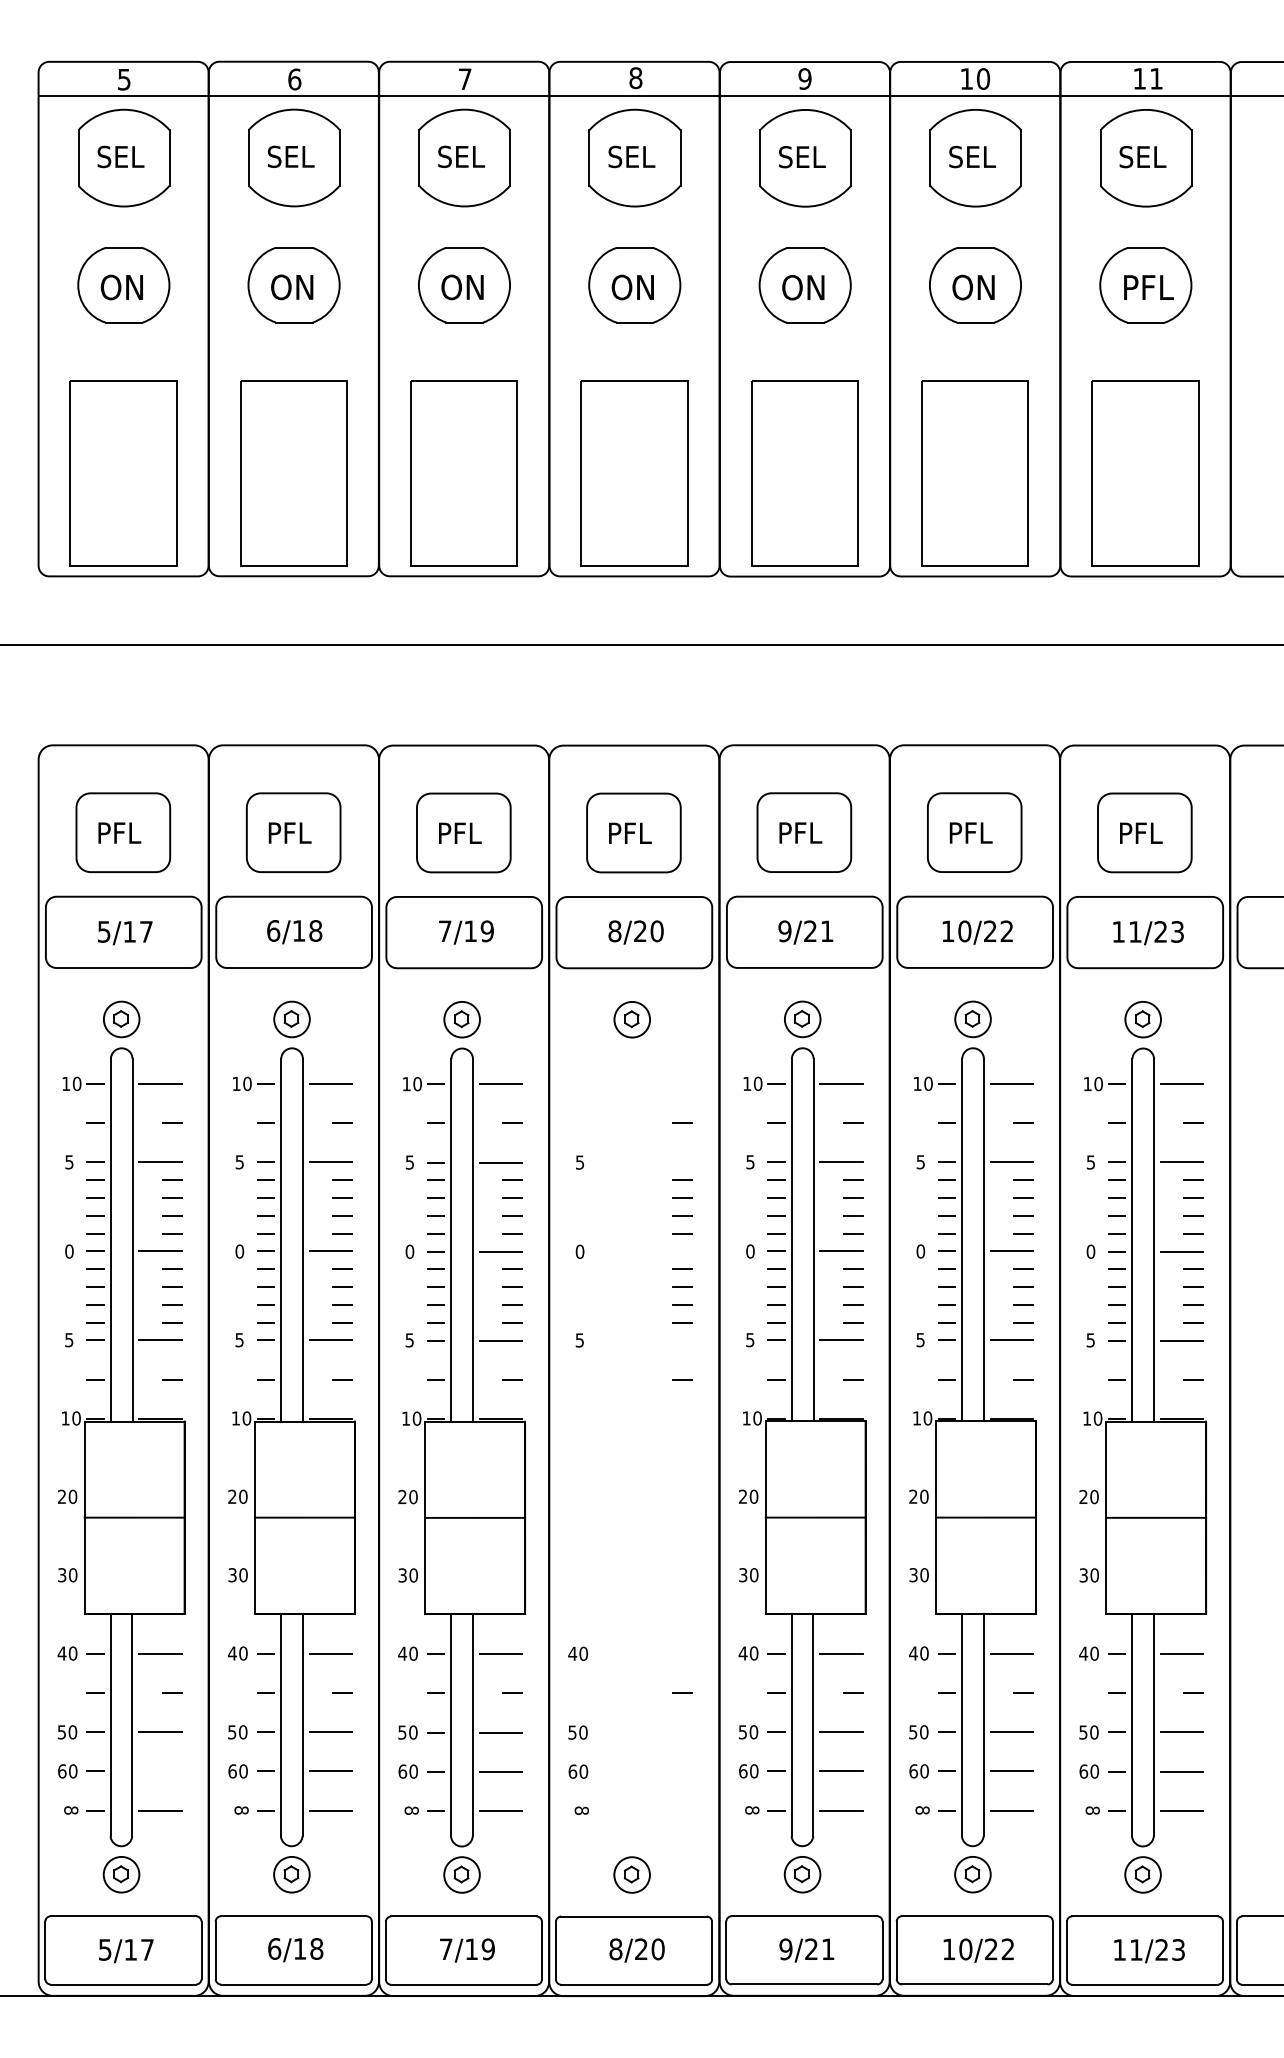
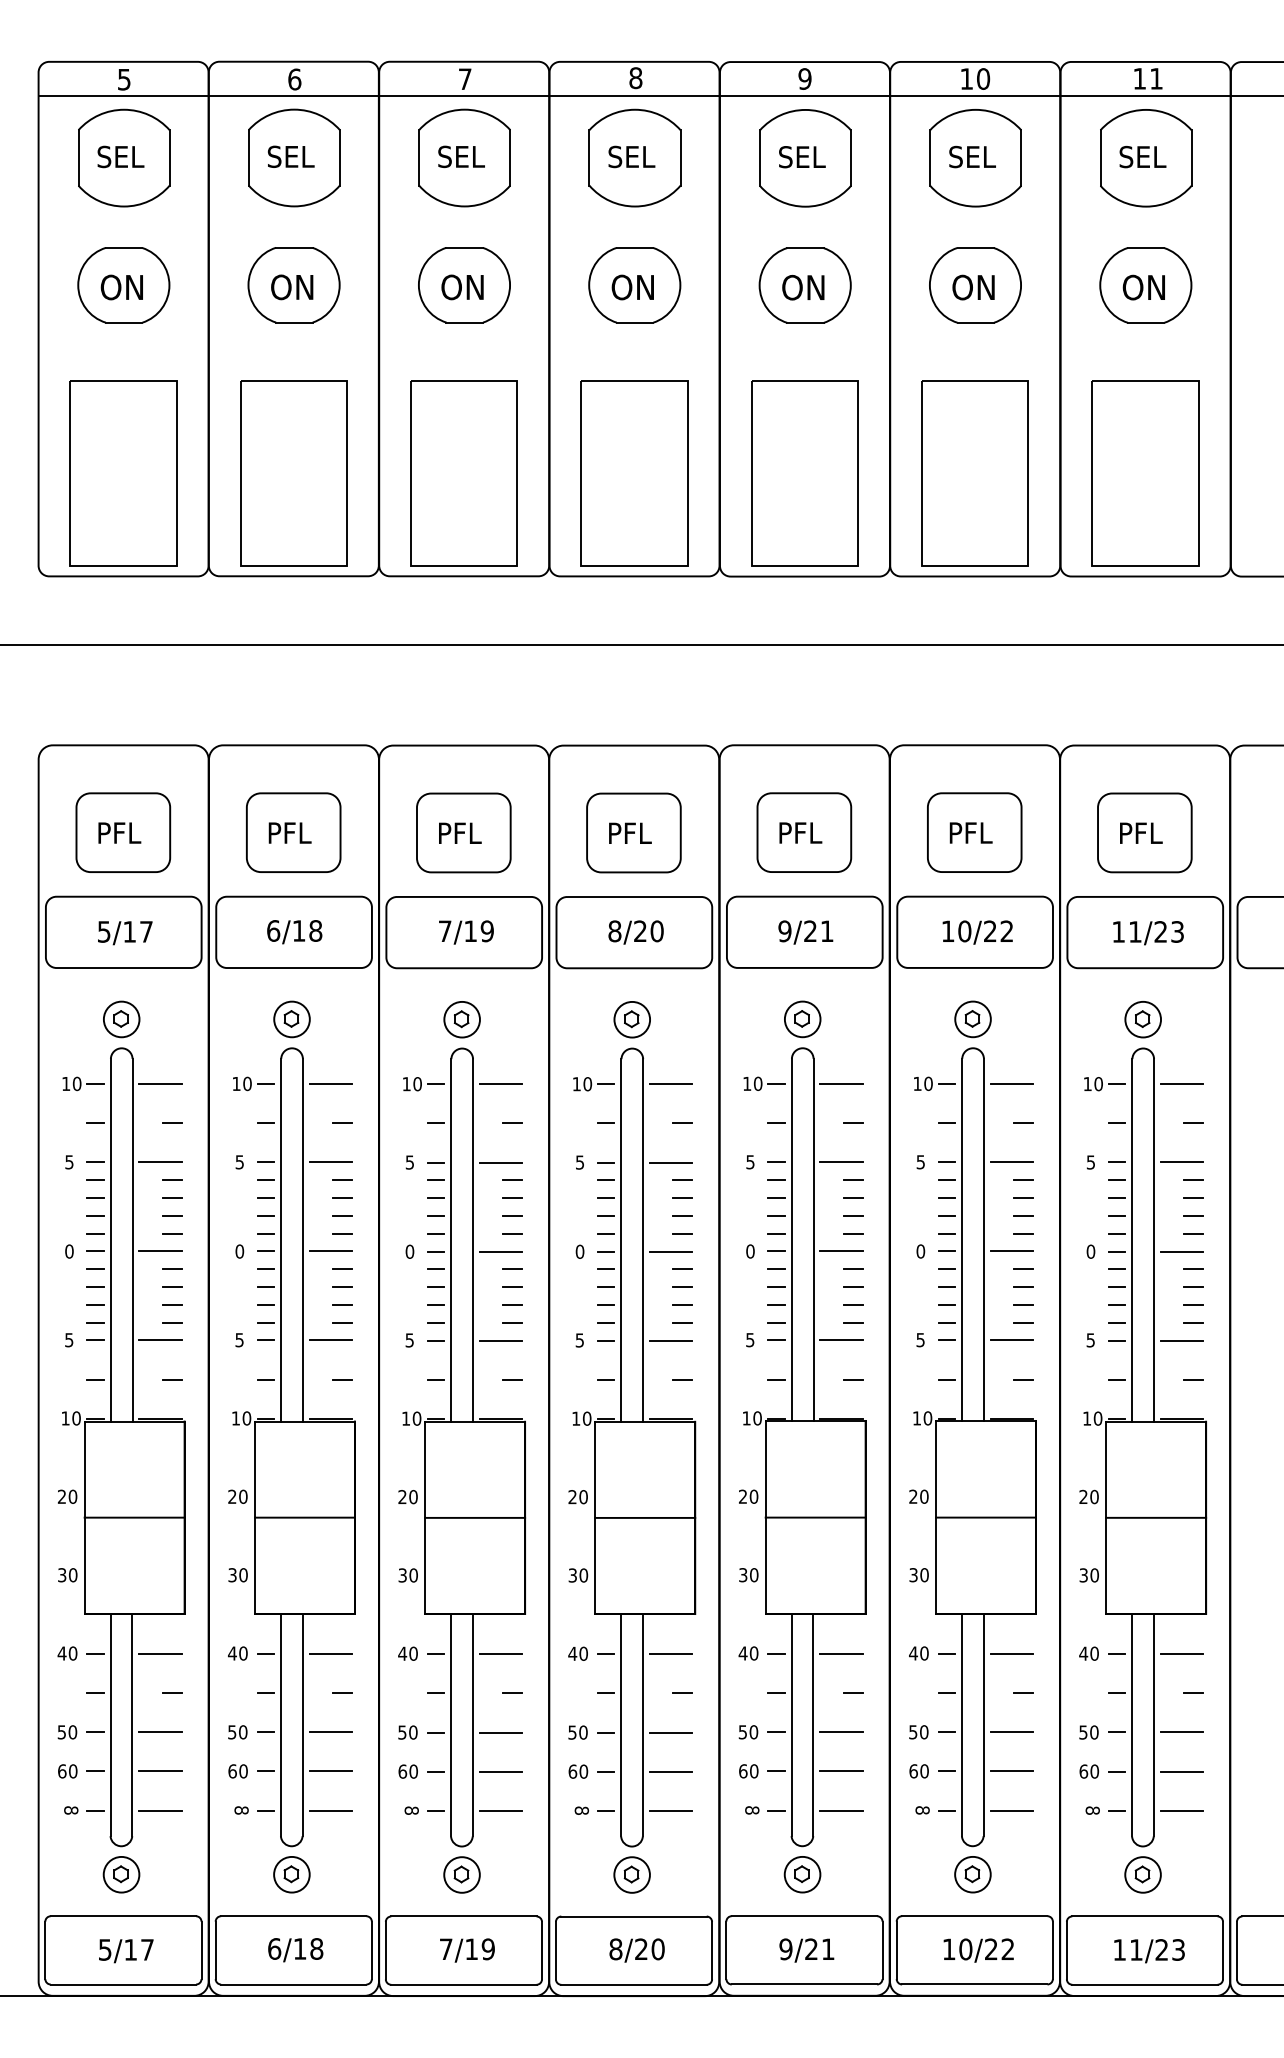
text: PFL -> ON (1147, 287)
part: none -> present (632, 1447)
line: none -> present (160, 1771)
